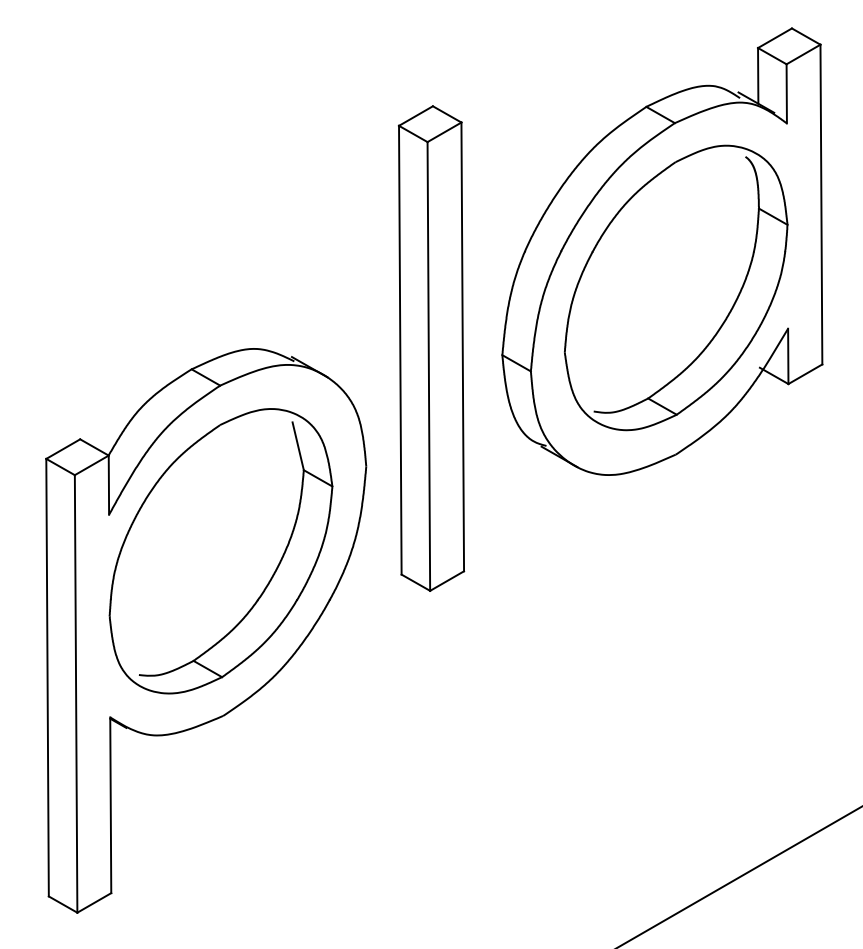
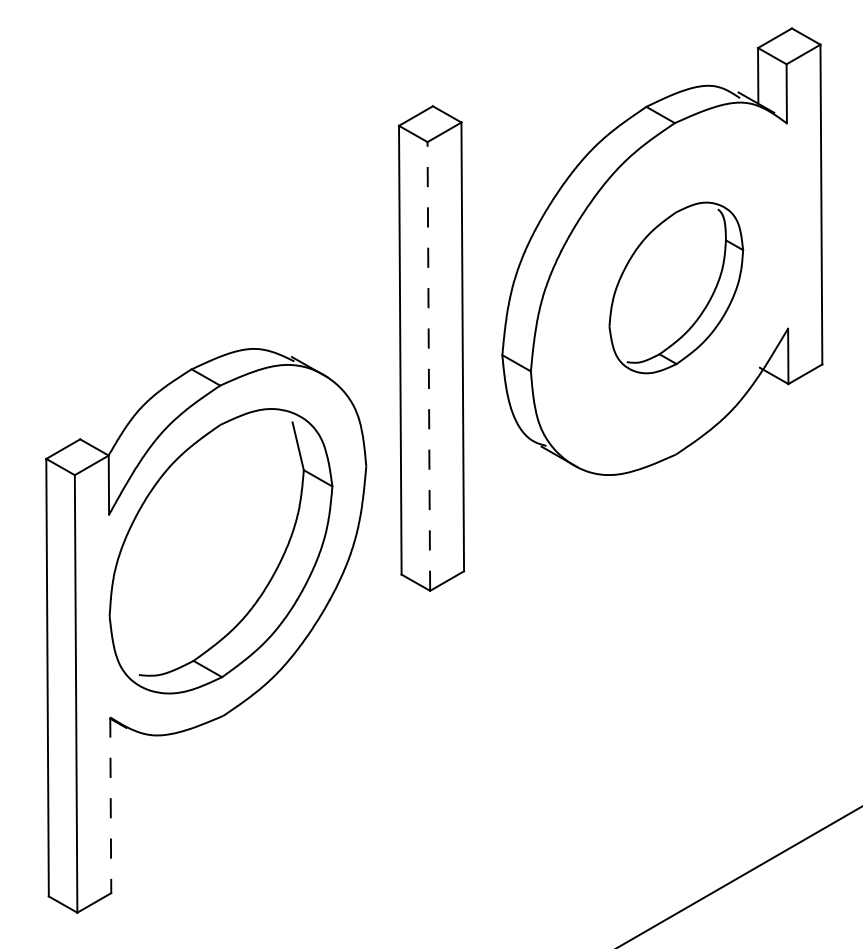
part size: 225x288 px -> 137x174 px (676, 287)
line: solid -> dashed (428, 365)
line: solid -> dashed (110, 805)
